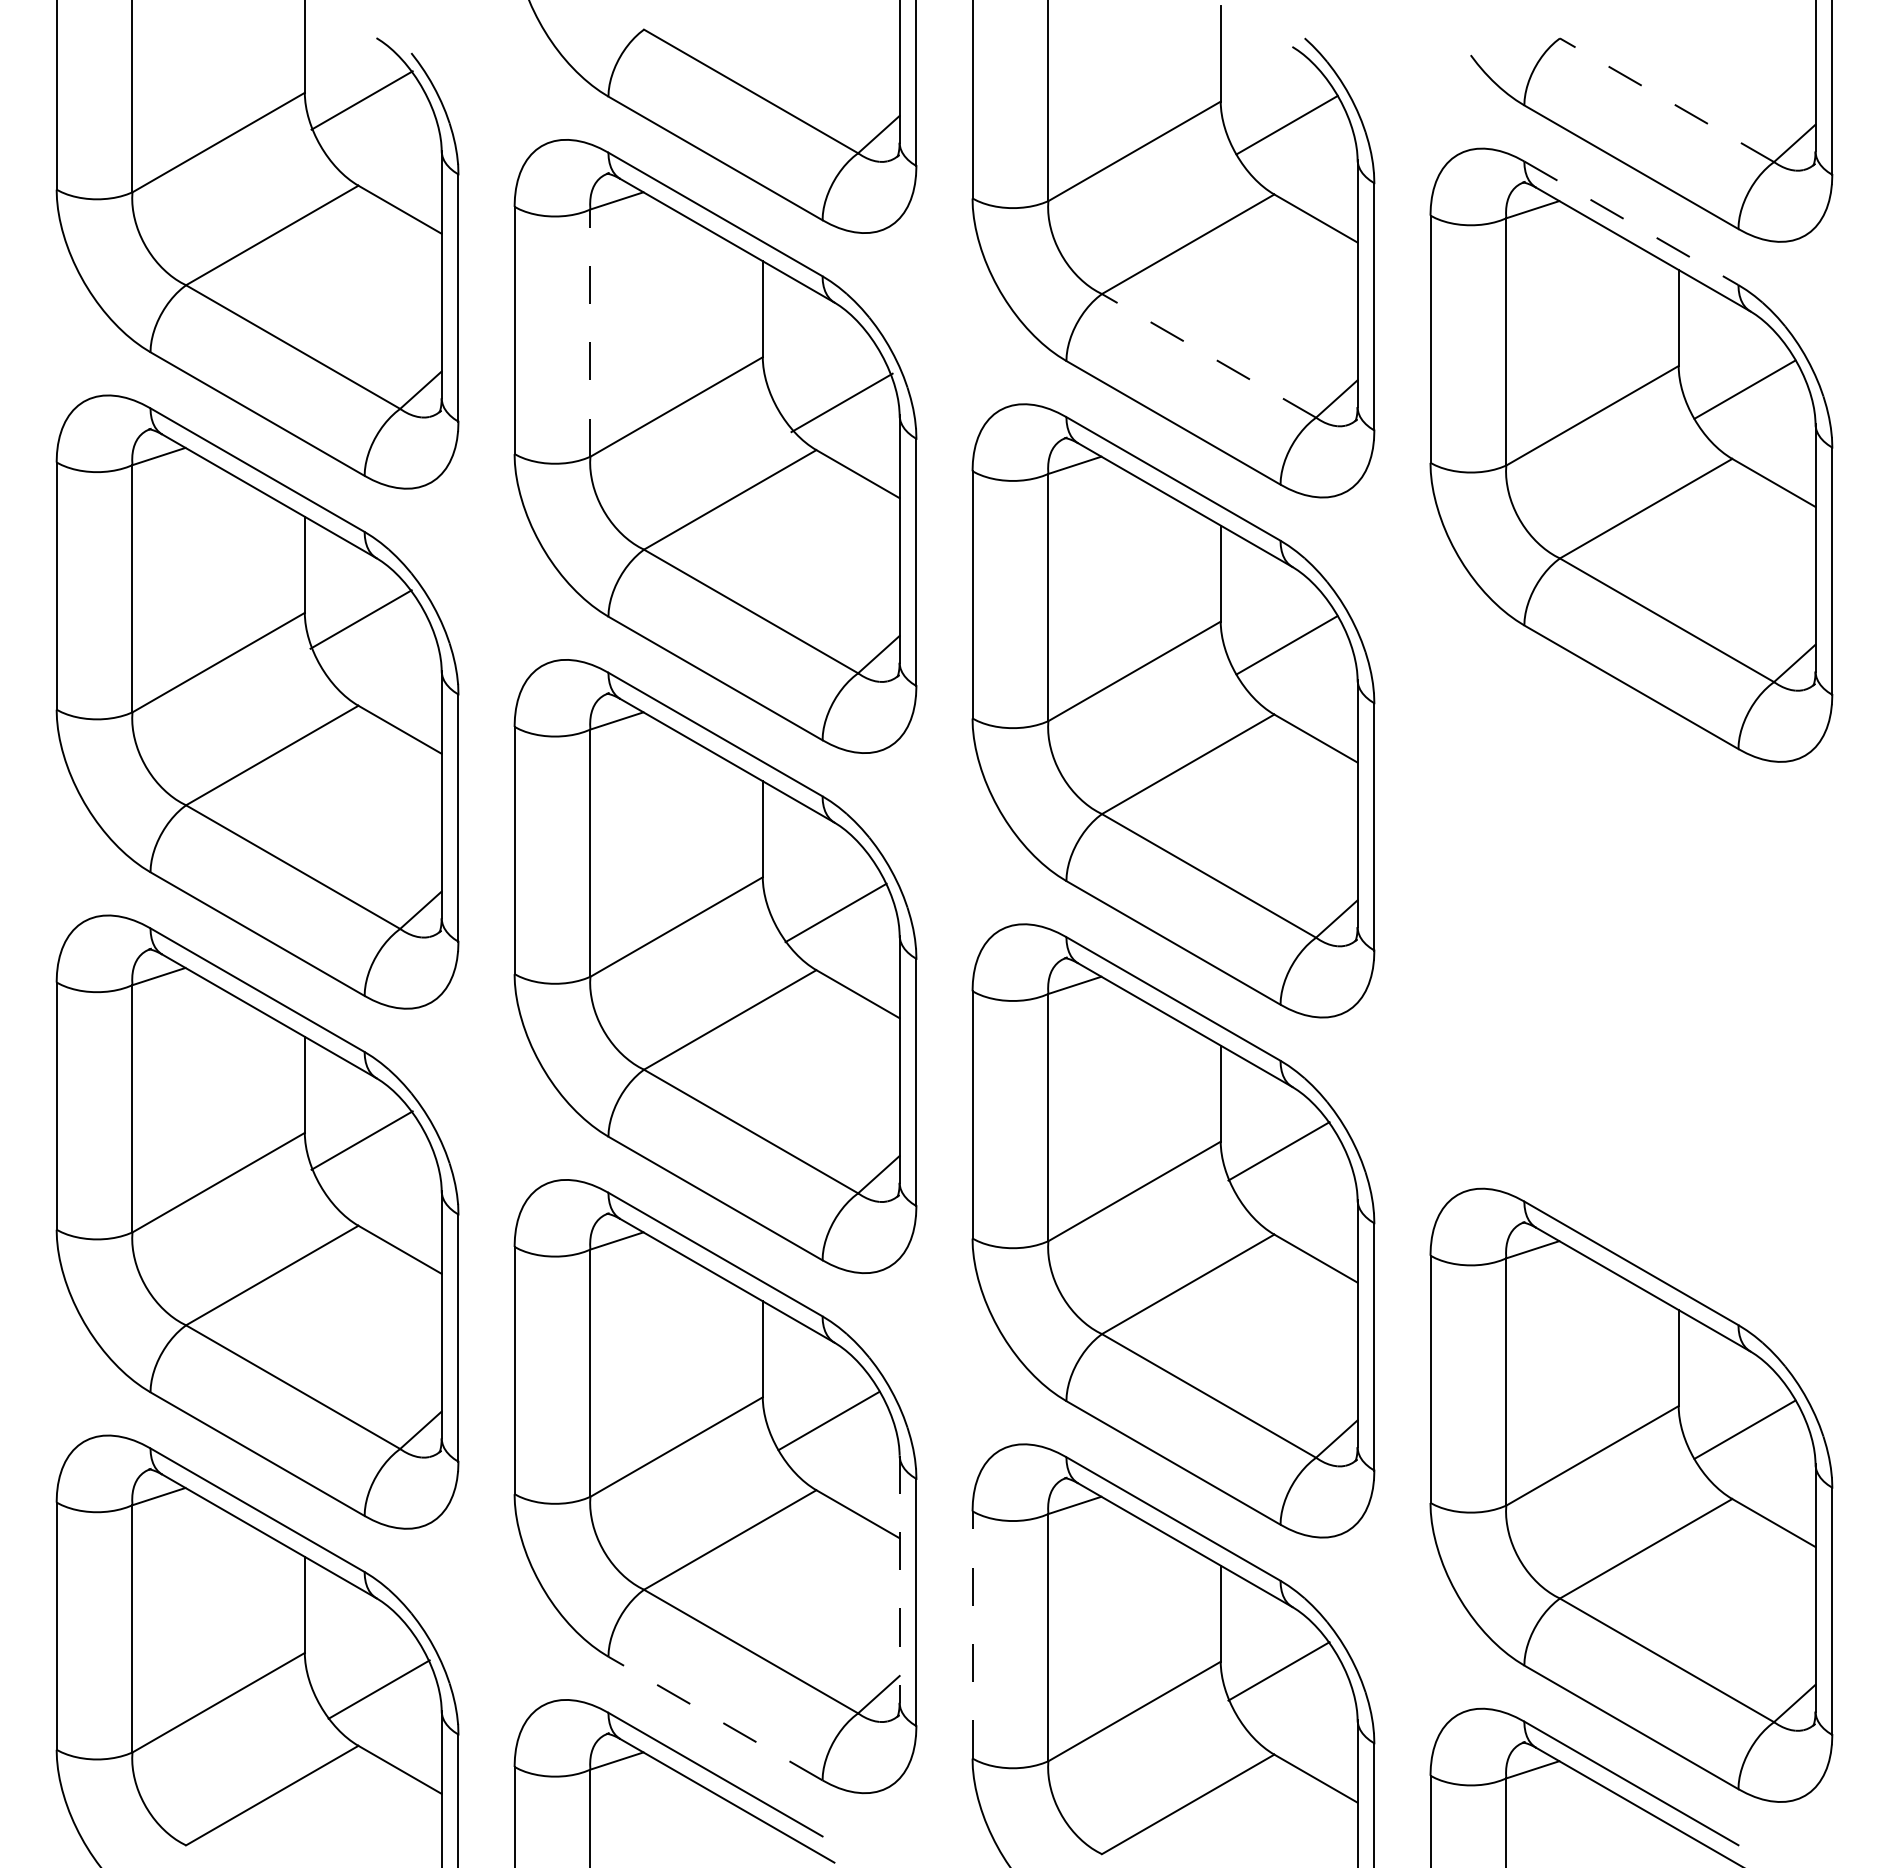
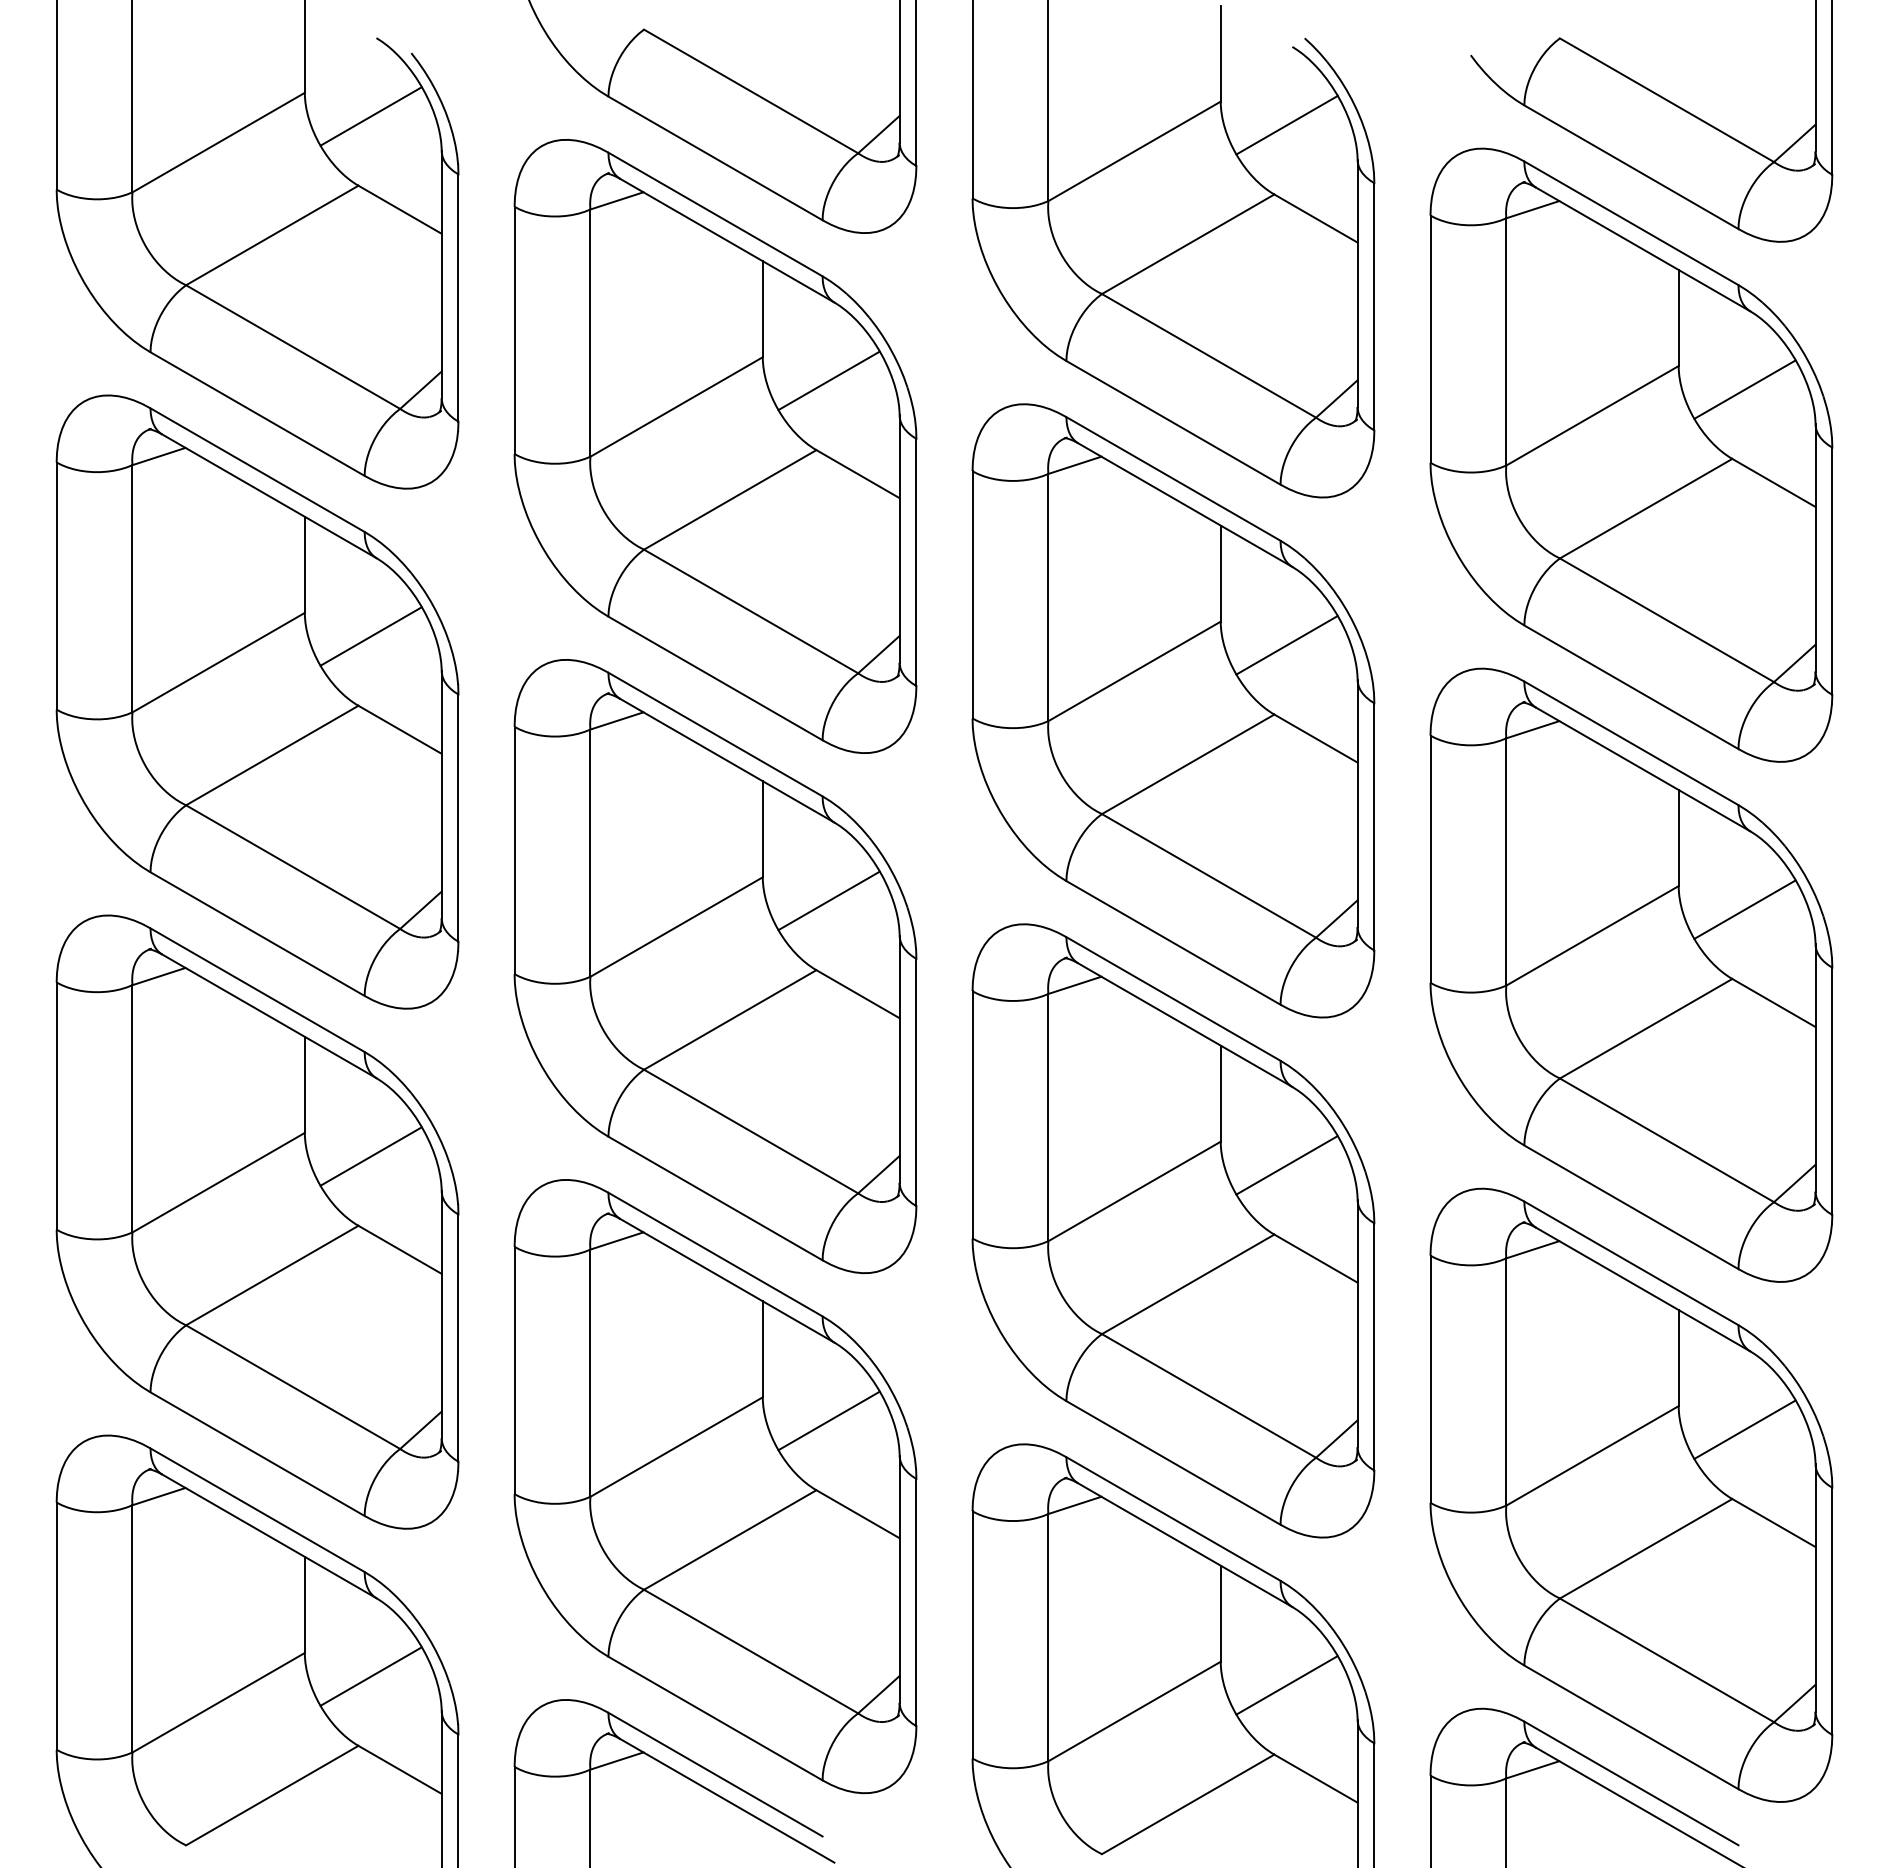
line position: (361, 100) -> (370, 116) (370, 116)
line: dashed -> solid (1667, 100)
line: dashed -> solid (1631, 223)
line: dashed -> solid (590, 333)
line: dashed -> solid (1209, 355)
line position: (841, 402) -> (828, 380) (828, 380)
line position: (360, 619) -> (370, 636) (370, 636)
line position: (835, 912) -> (828, 900) (828, 900)
part: none -> present (1631, 974)
line position: (361, 1140) -> (370, 1156) (370, 1156)
line position: (1278, 1151) -> (1286, 1165) (1286, 1165)
line: dashed -> solid (899, 1579)
line: dashed -> solid (972, 1634)
line position: (1278, 1671) -> (1286, 1685) (1286, 1685)
line position: (378, 1689) -> (370, 1676) (370, 1676)
line: dashed -> solid (715, 1718)
